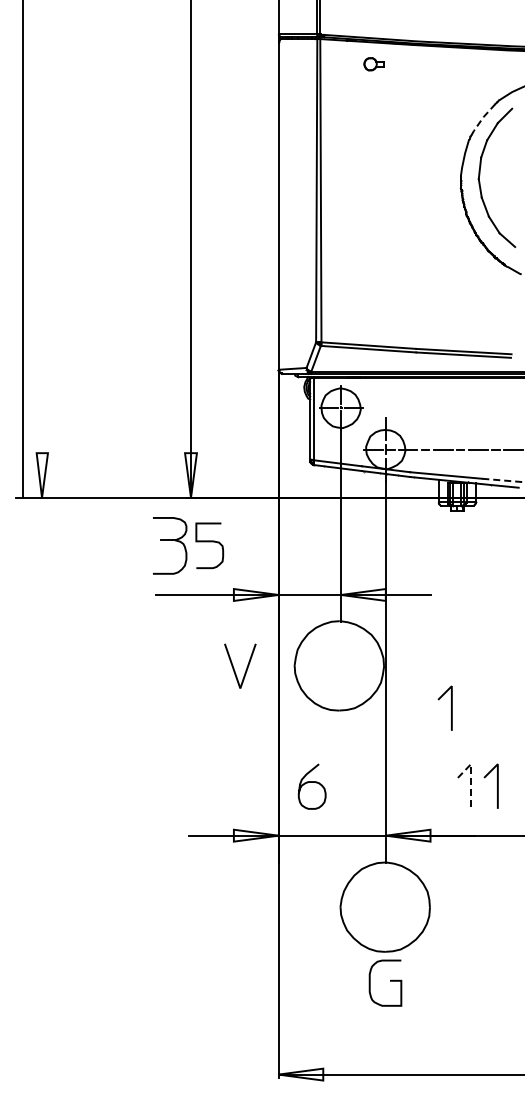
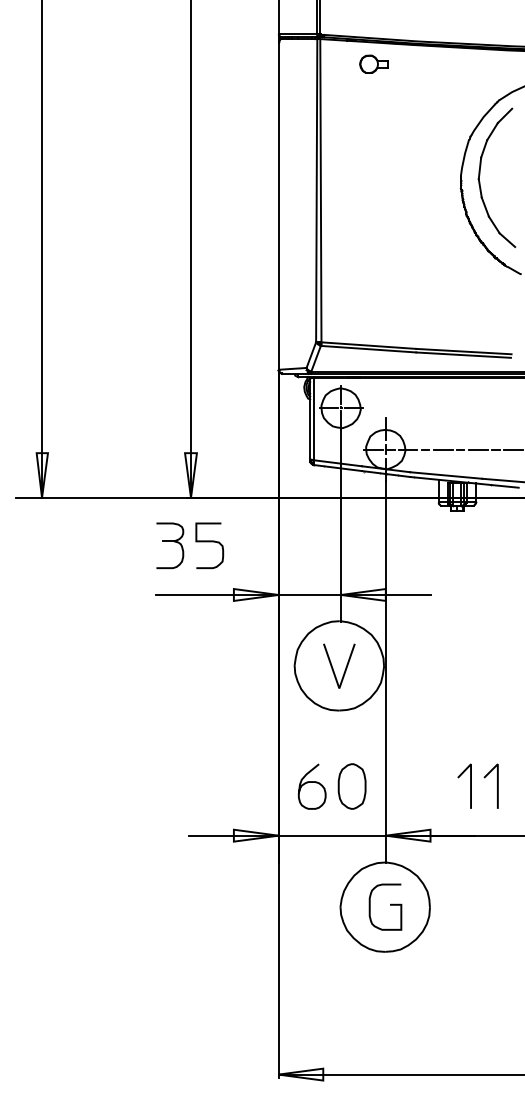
part size: 22x15 px -> 30x20 px (373, 63)
line: dashed -> solid (482, 118)
line position: (23, 249) -> (42, 249) (42, 249)
line: dashed -> solid (503, 480)
part size: 35x58 px -> 29x47 px (170, 545)
line position: (246, 667) -> (345, 667) (345, 667)
line: present -> none (451, 707)
line: dashed -> solid (471, 777)
part: none -> present (351, 786)
curve position: (390, 981) -> (390, 905) (390, 905)
